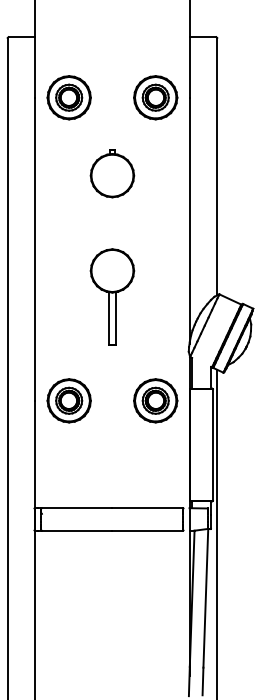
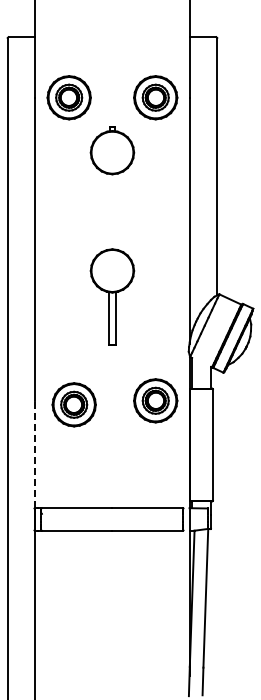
part position: (112, 173) -> (112, 150) (112, 150)
part position: (68, 400) -> (73, 404) (73, 404)
line: solid -> dashed (35, 454)
line: present -> none (217, 532)
